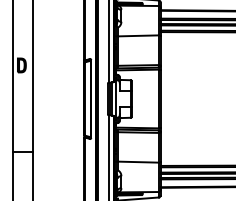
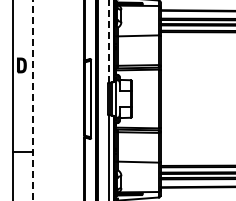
line: solid -> dashed (109, 41)
line: solid -> dashed (32, 100)
